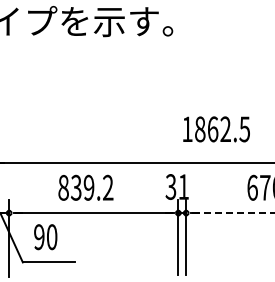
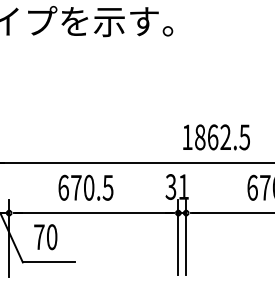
text position: (216, 129) -> (216, 137) (216, 137)
text: 839.2 -> 670.5 (85, 187)
line: dashed -> solid (233, 213)
text: 90 -> 70 (39, 237)
